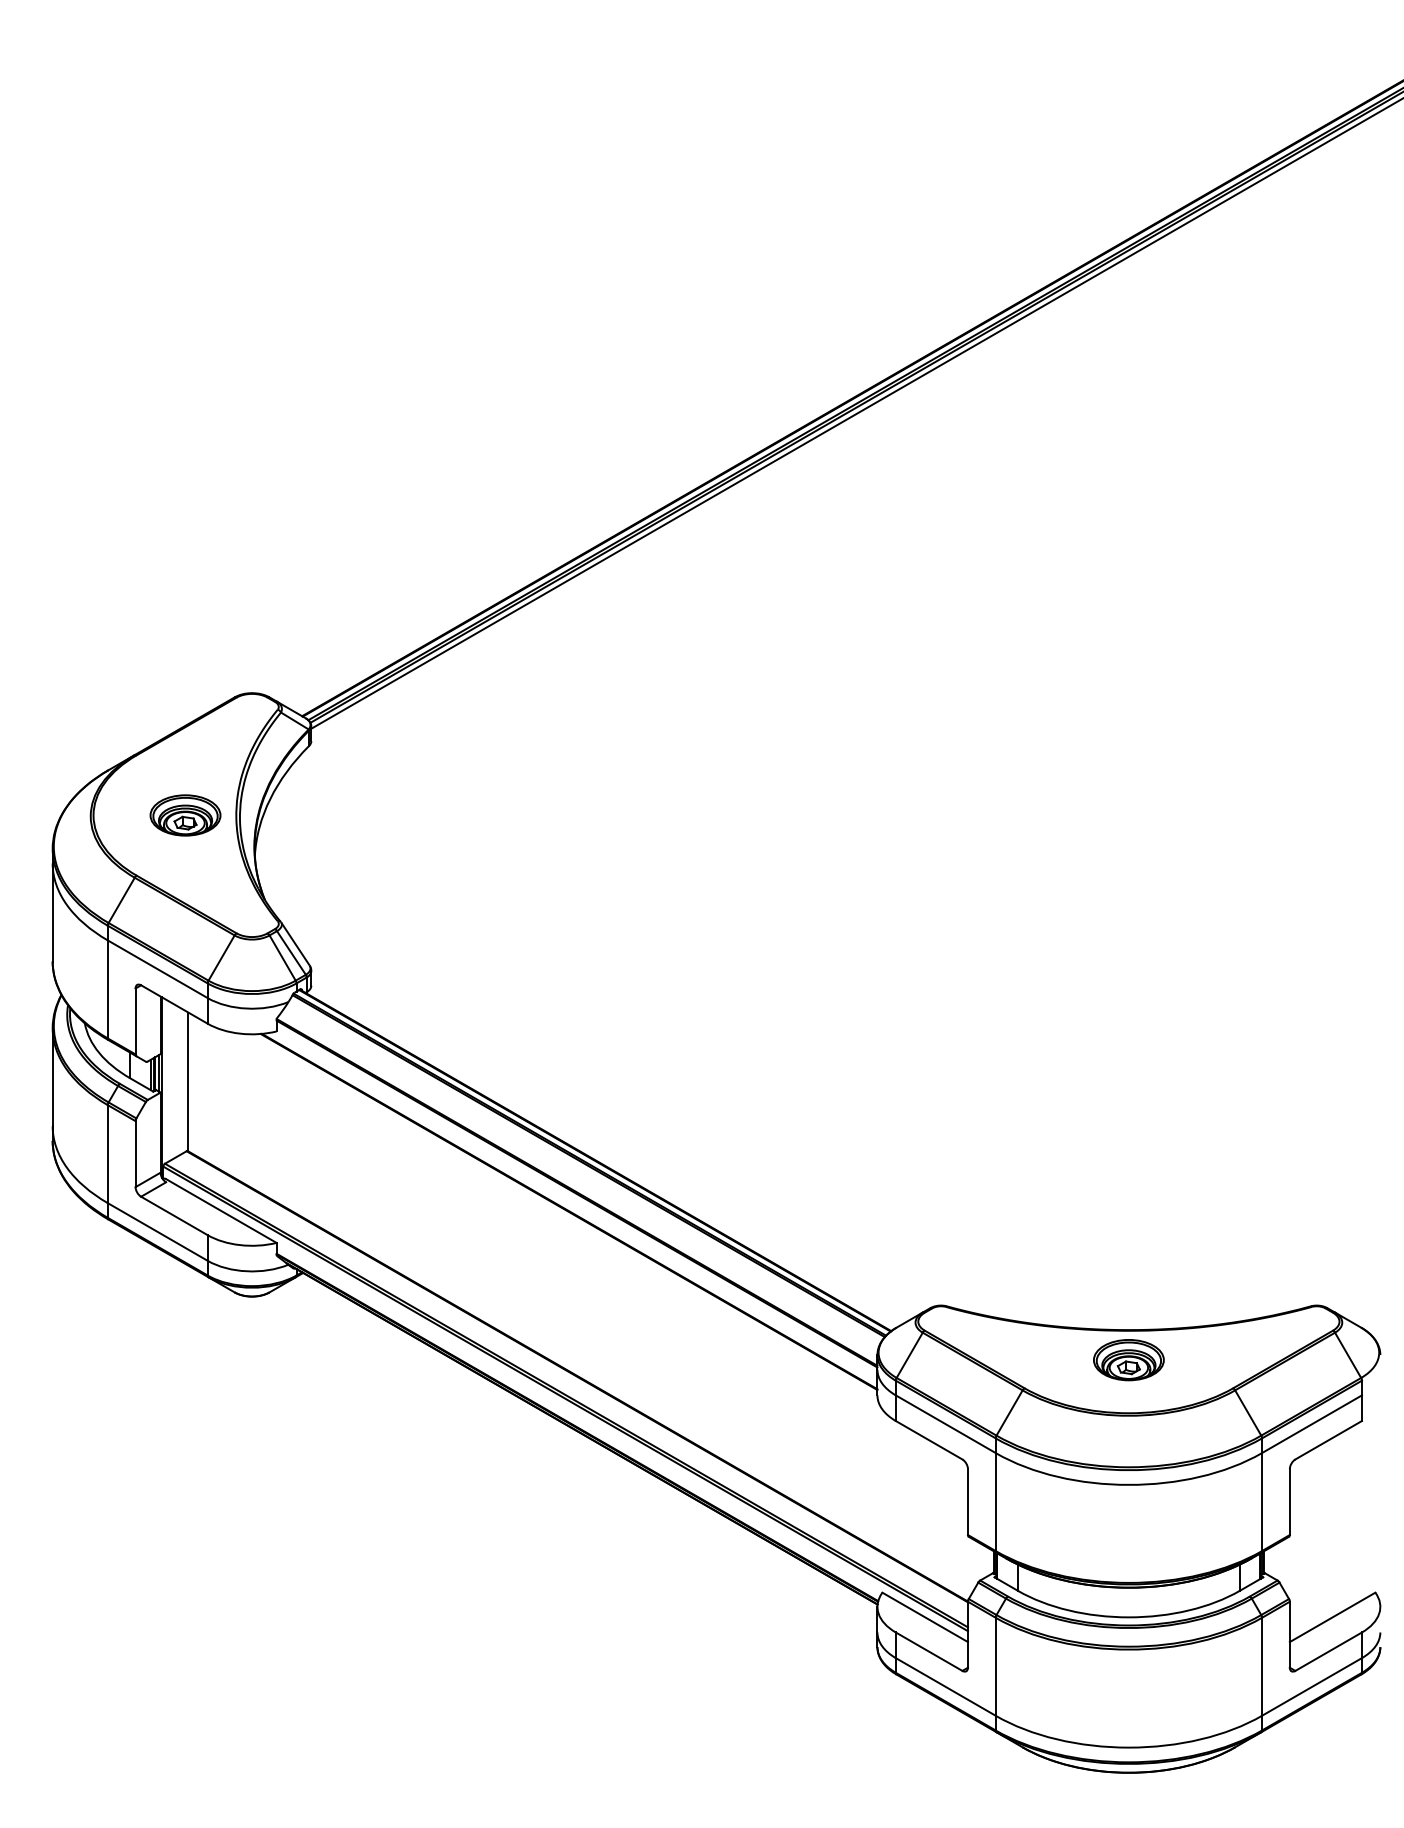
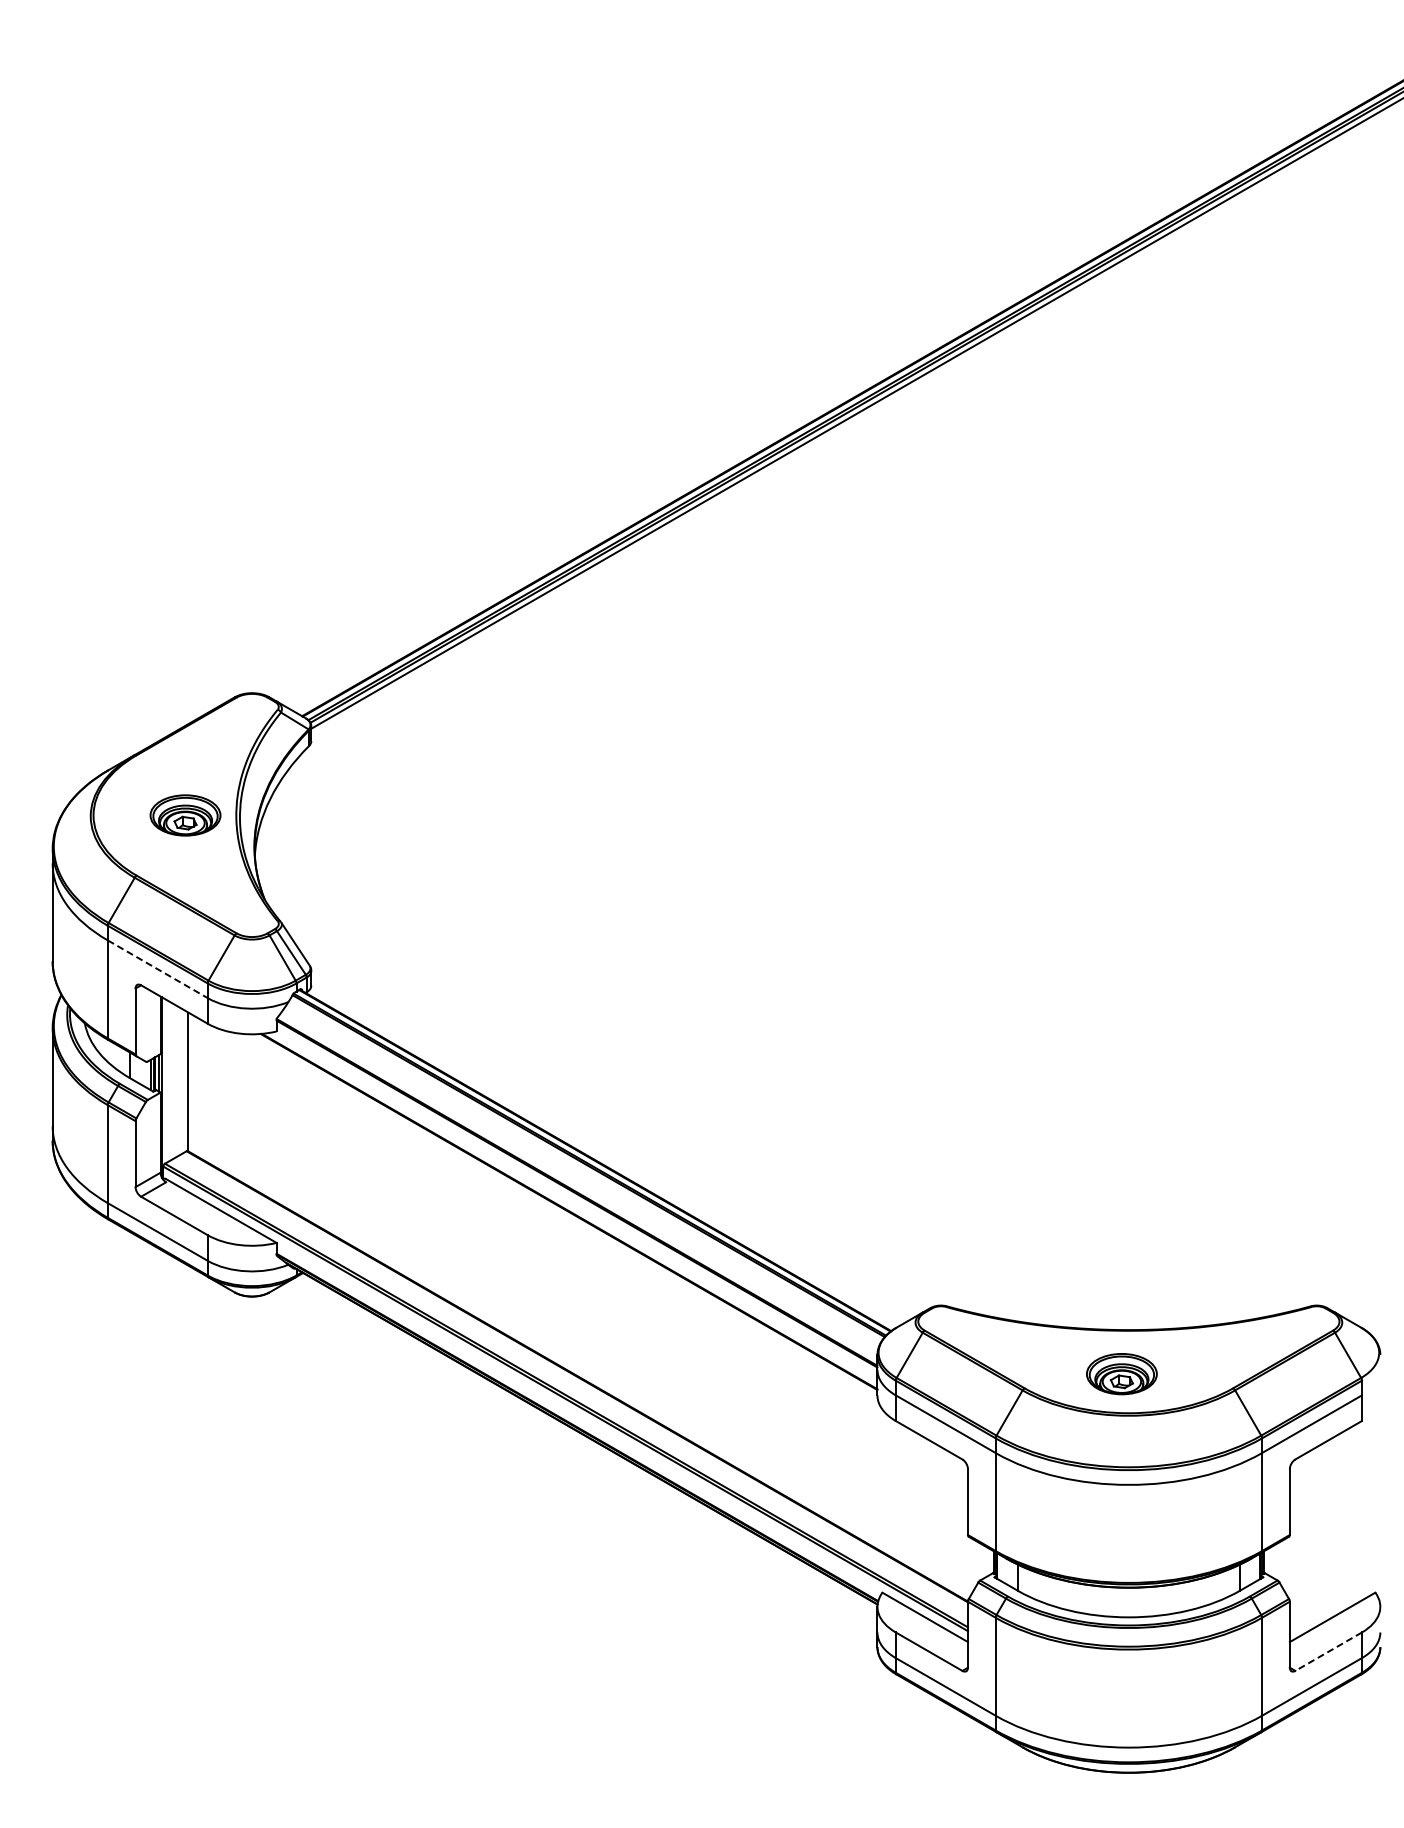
line: solid -> dashed (157, 969)
part position: (1128, 1360) -> (1121, 1374) (1121, 1374)
line: solid -> dashed (1328, 1651)
